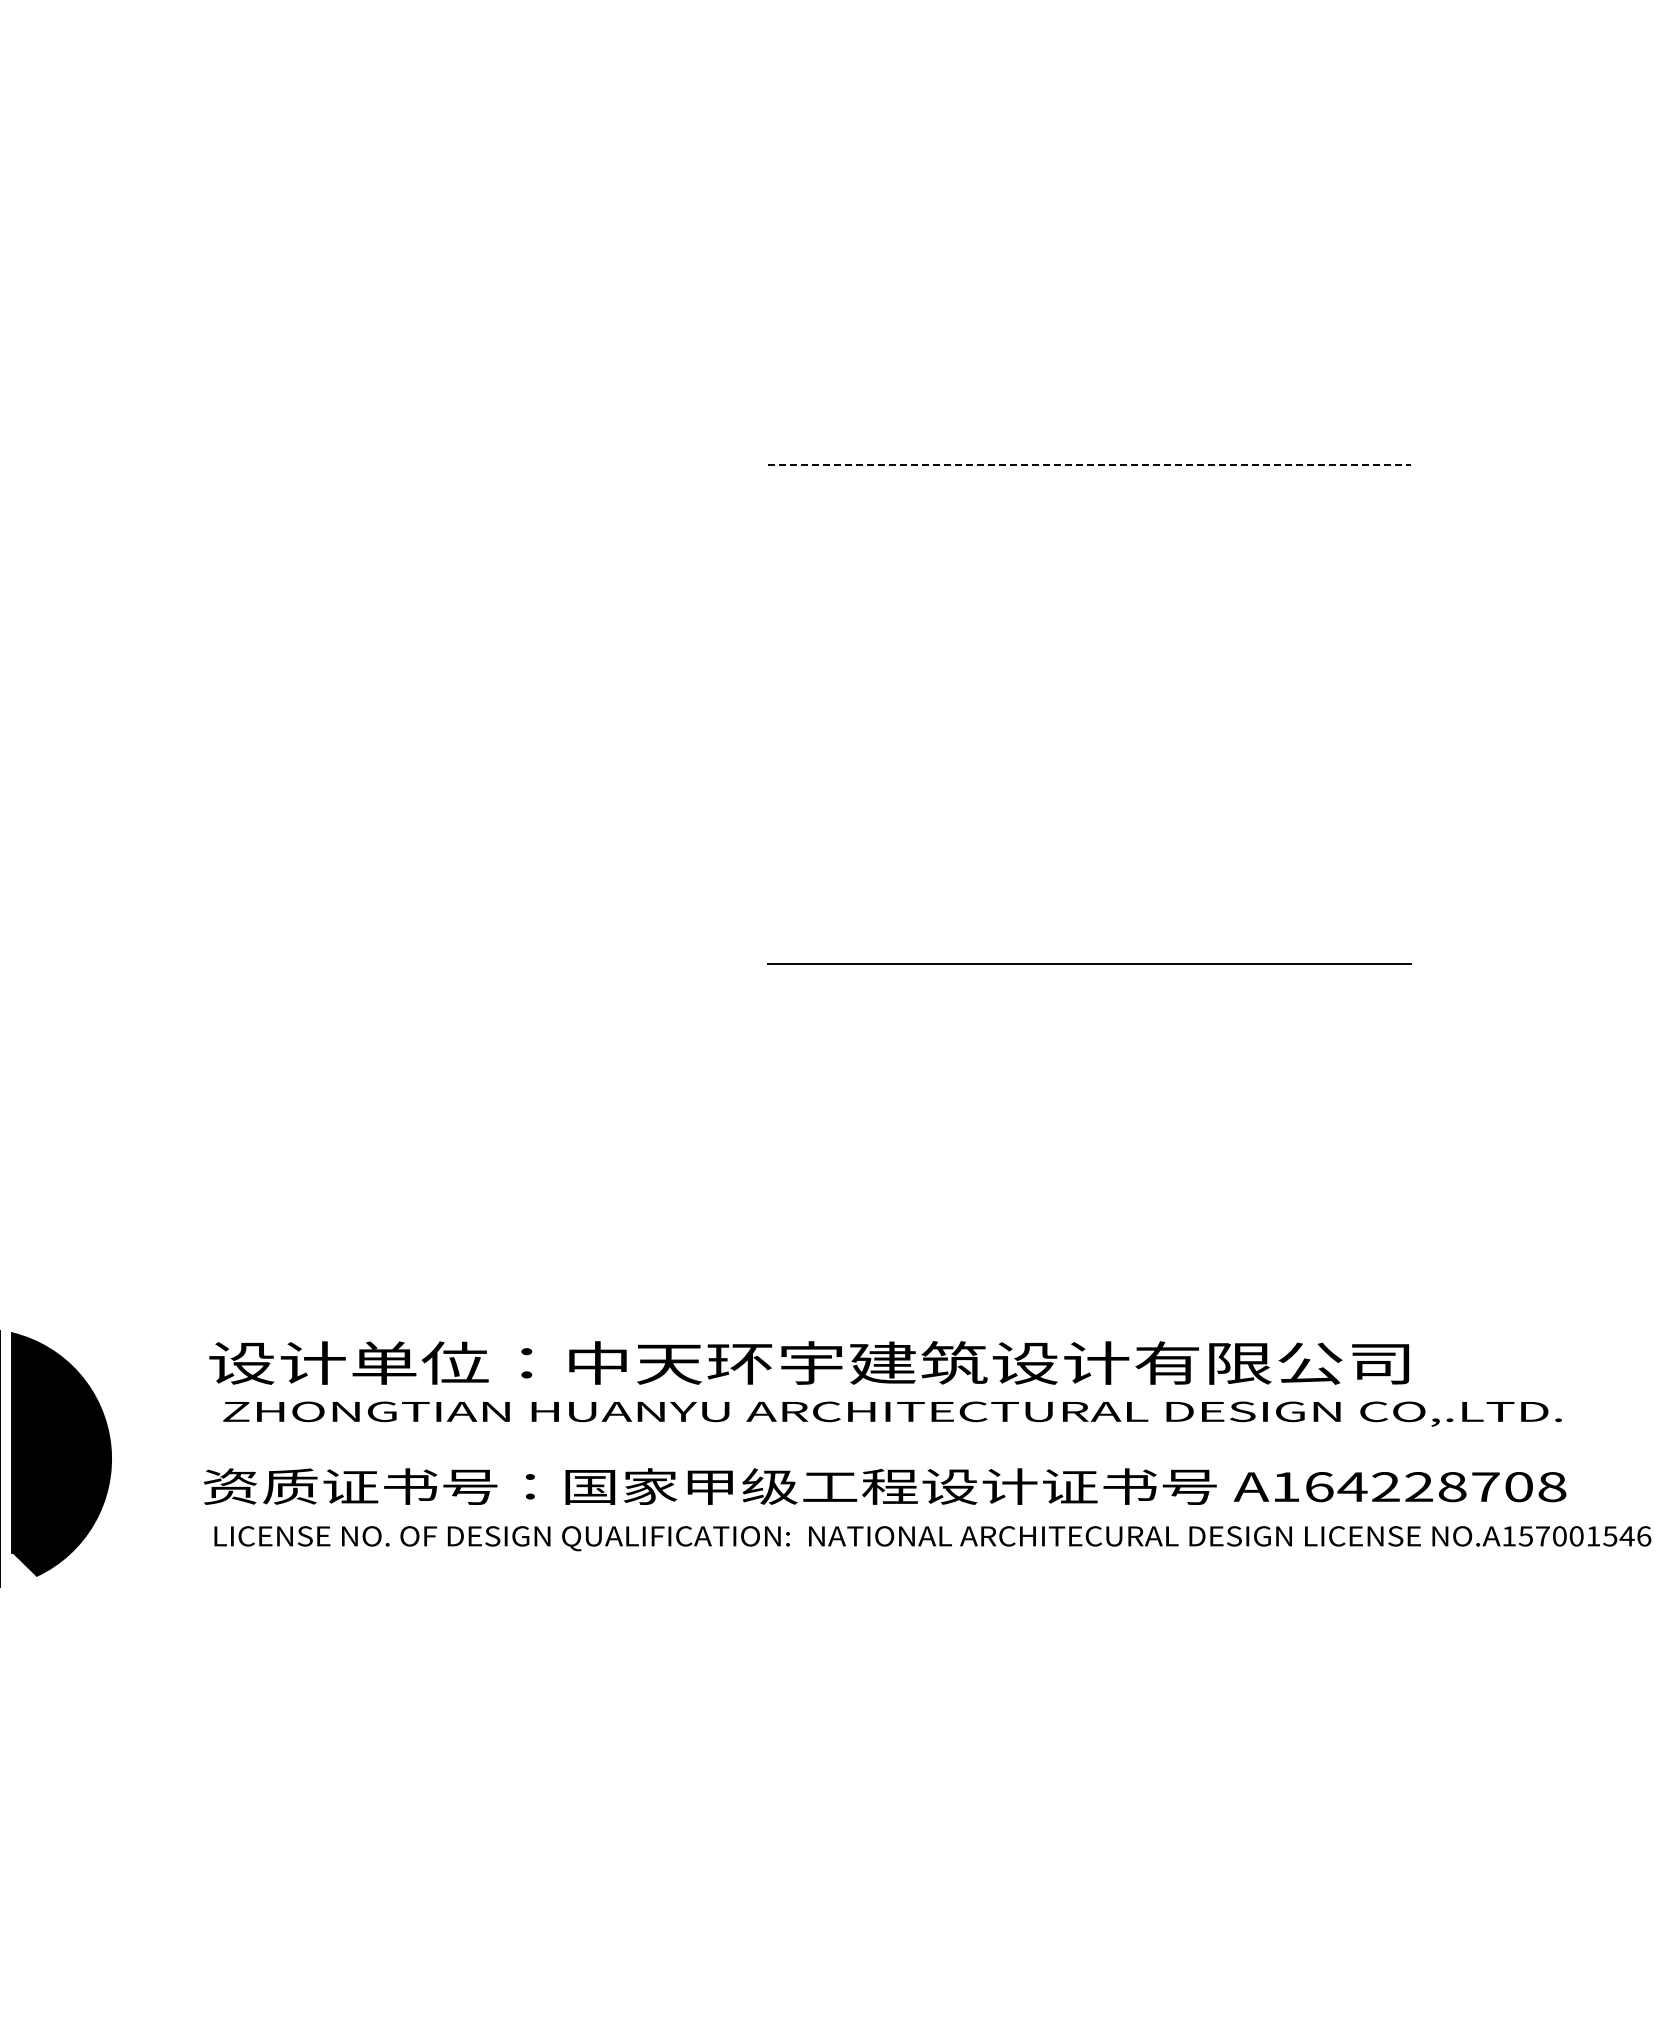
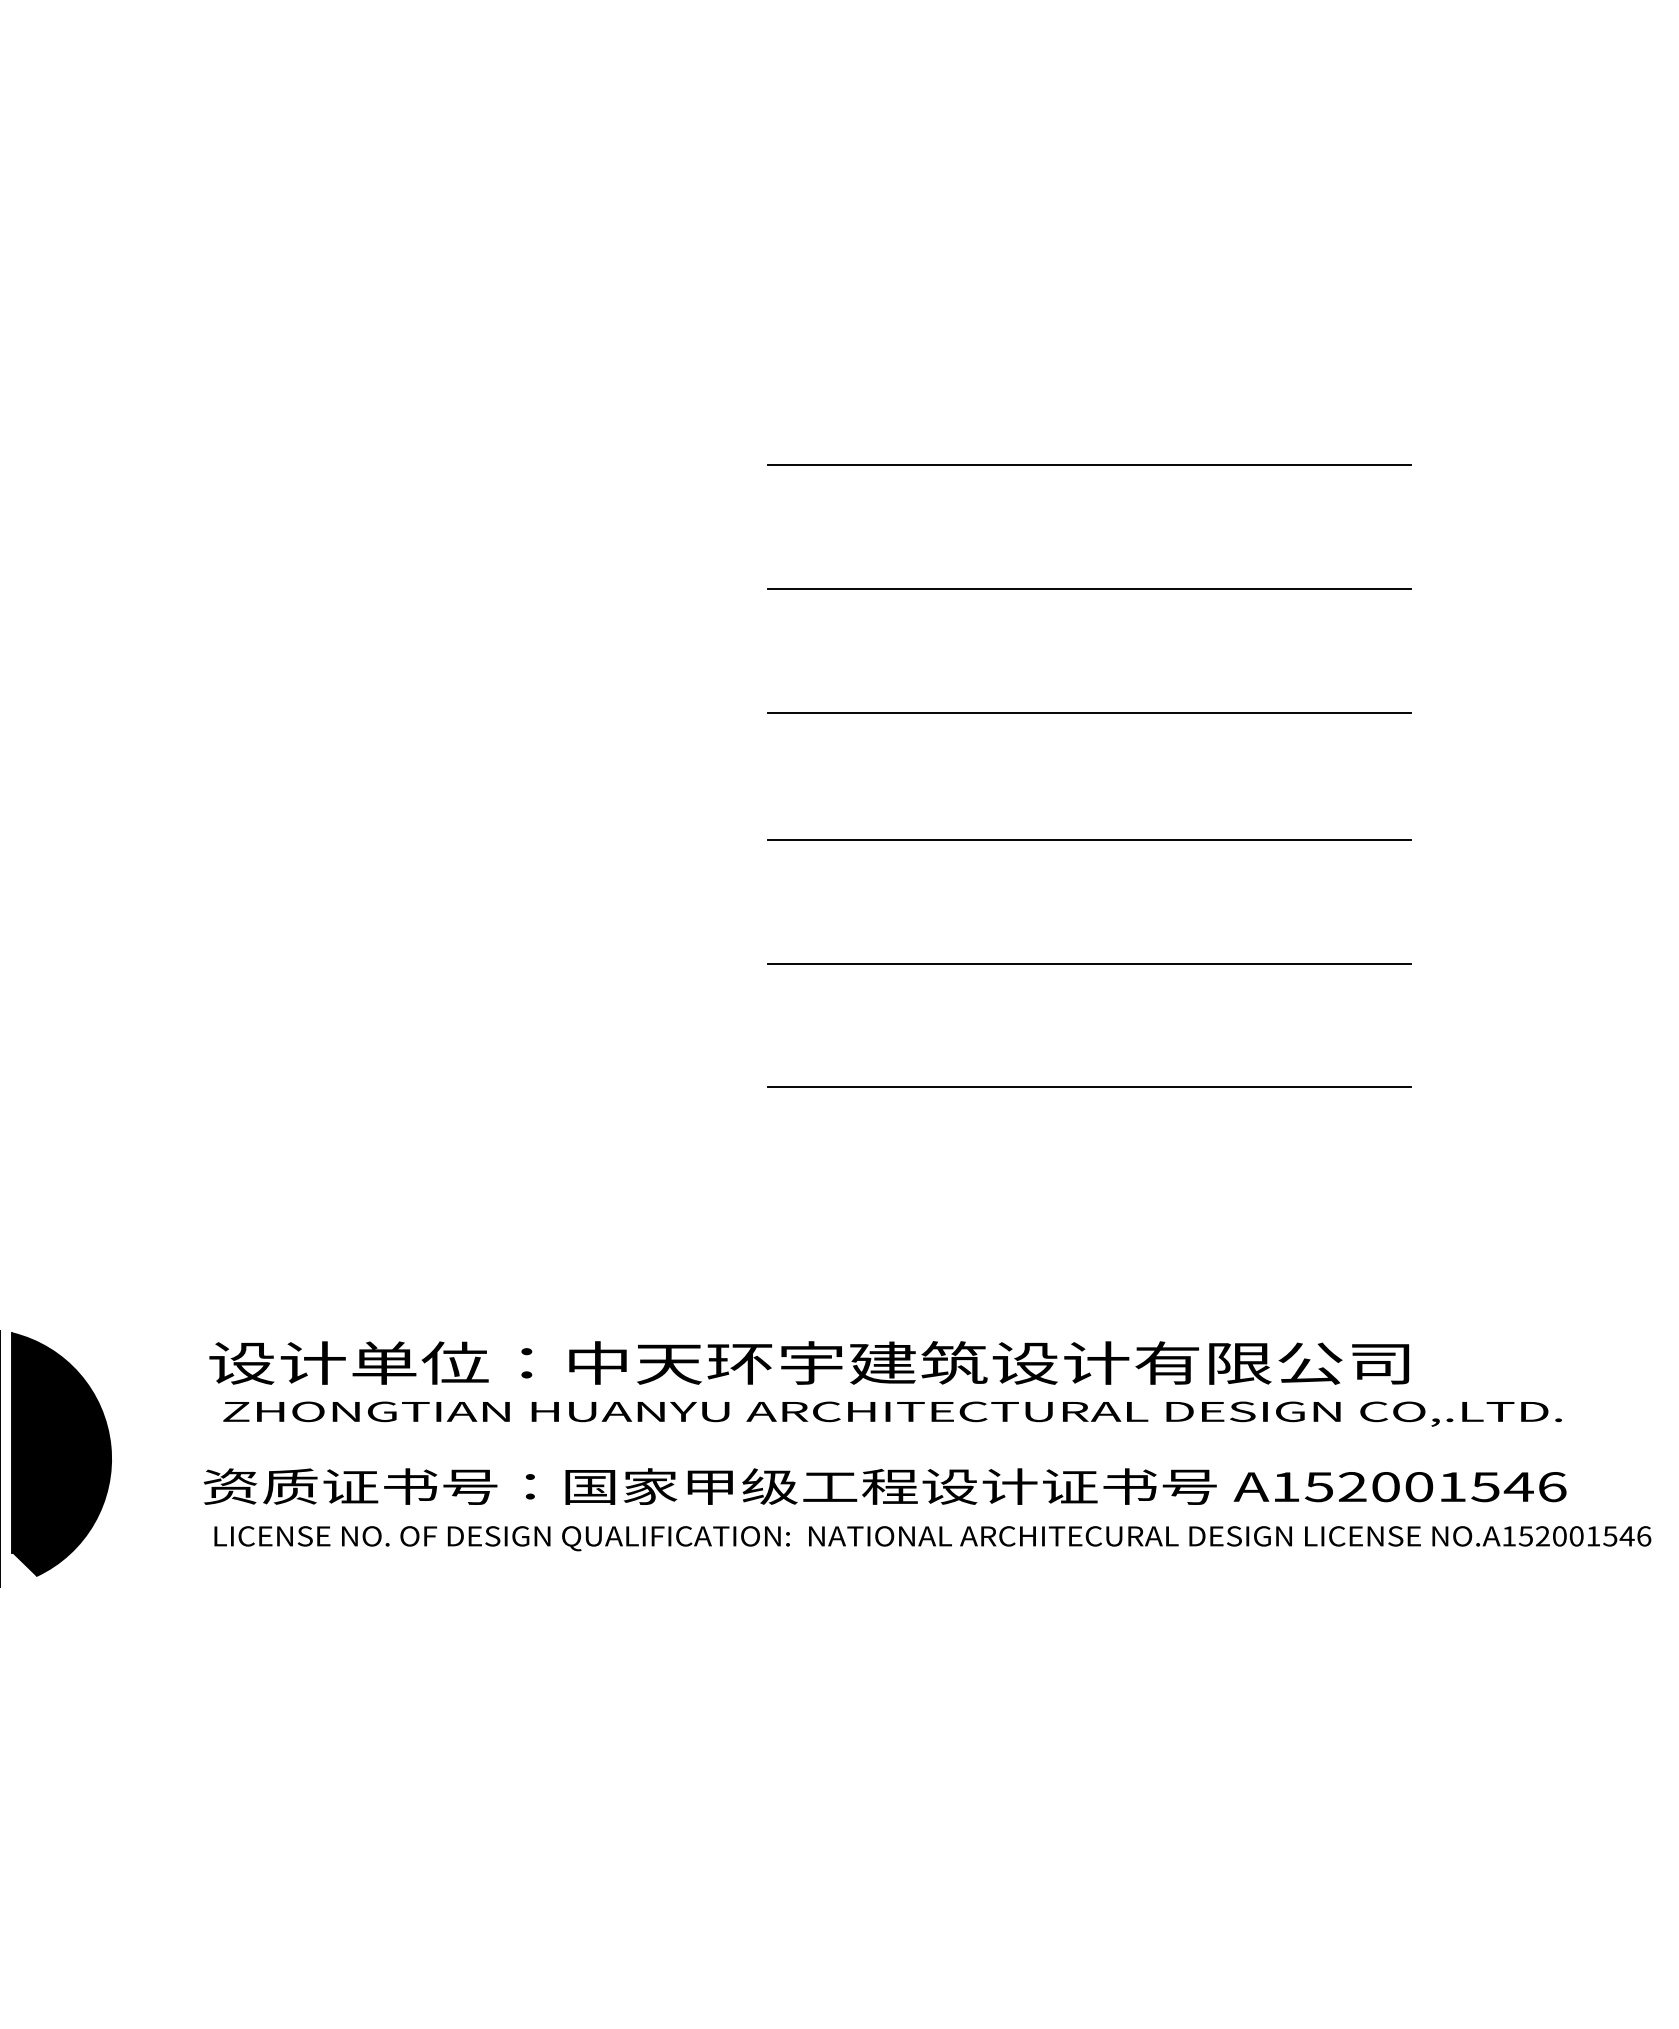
line: dashed -> solid (1089, 465)
line: none -> present (1089, 589)
line: none -> present (1089, 712)
line: none -> present (1089, 840)
line: none -> present (1089, 1087)
text: A164228708 -> A152001546 (1435, 1487)
text: NO.A157001546 -> NO.A152001546 (1542, 1536)
